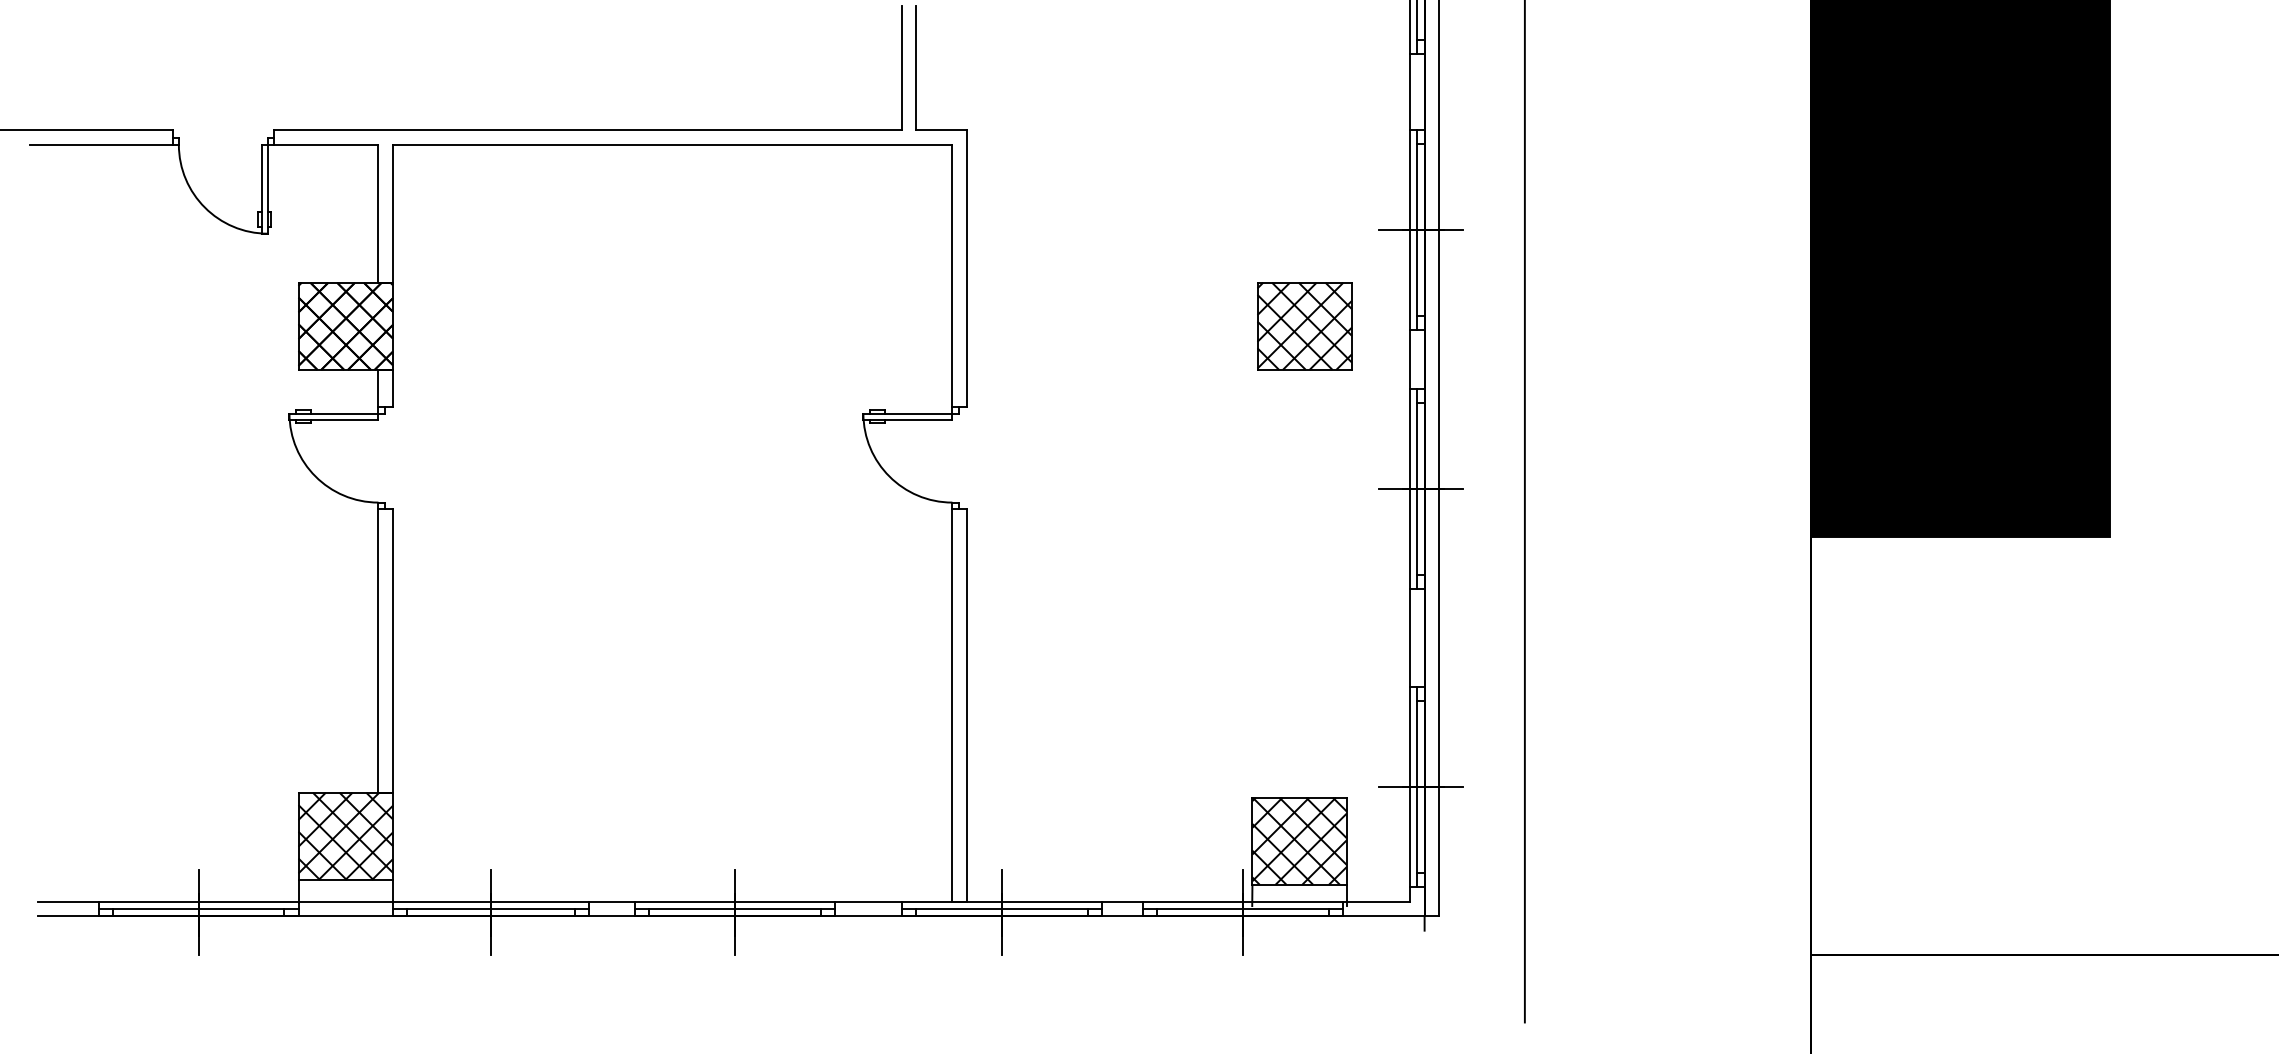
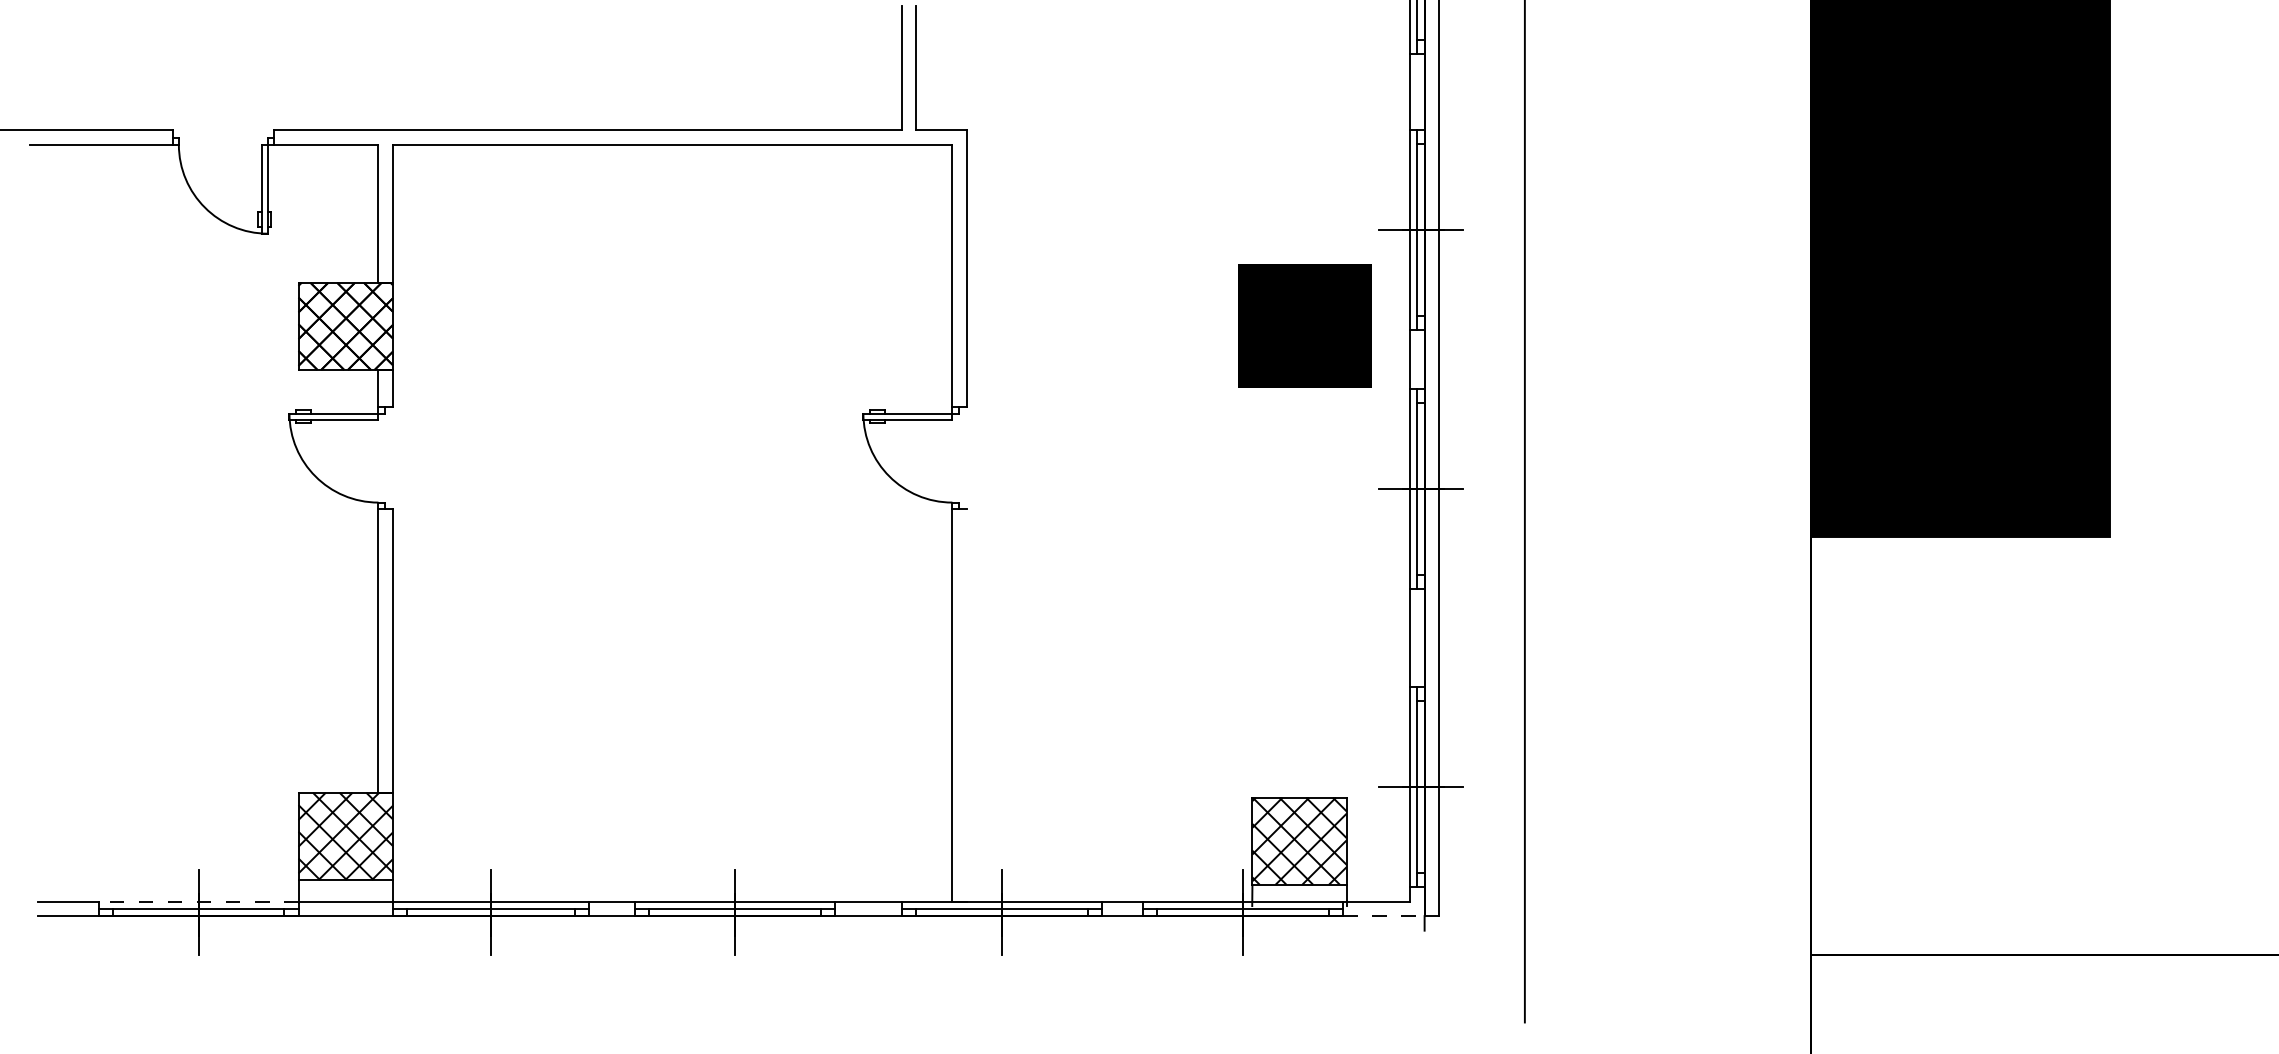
part size: 96x89 px -> 134x124 px (1304, 325)
line: present -> none (966, 704)
line: solid -> dashed (198, 901)
line: solid -> dashed (1383, 916)
